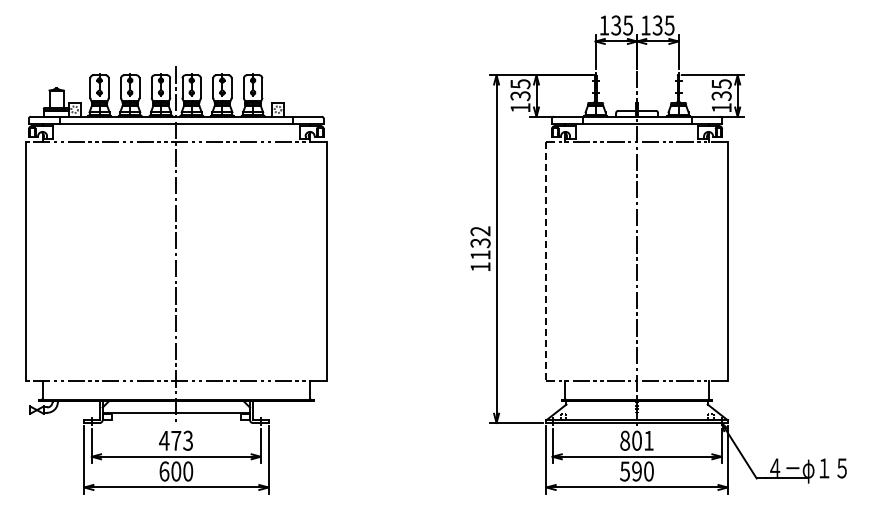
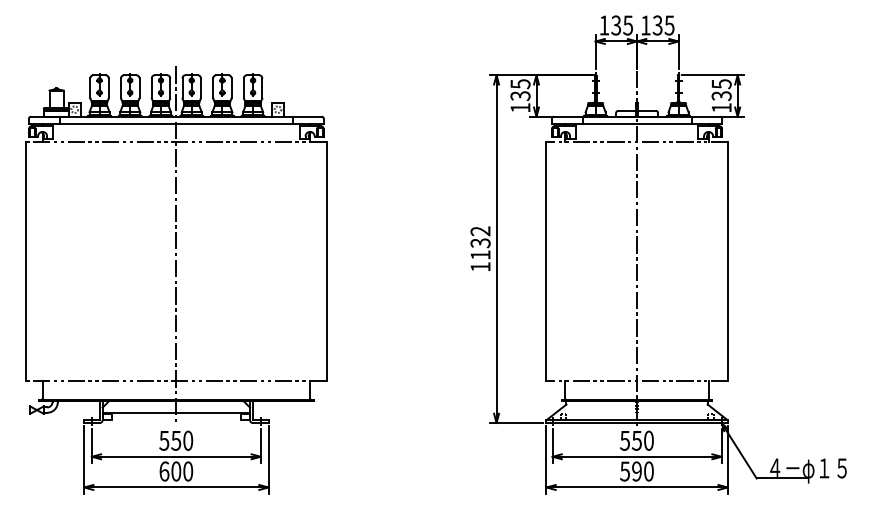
line: dashed -> solid (546, 262)
text: 473 -> 550 (176, 440)
text: 801 -> 550 (636, 440)
